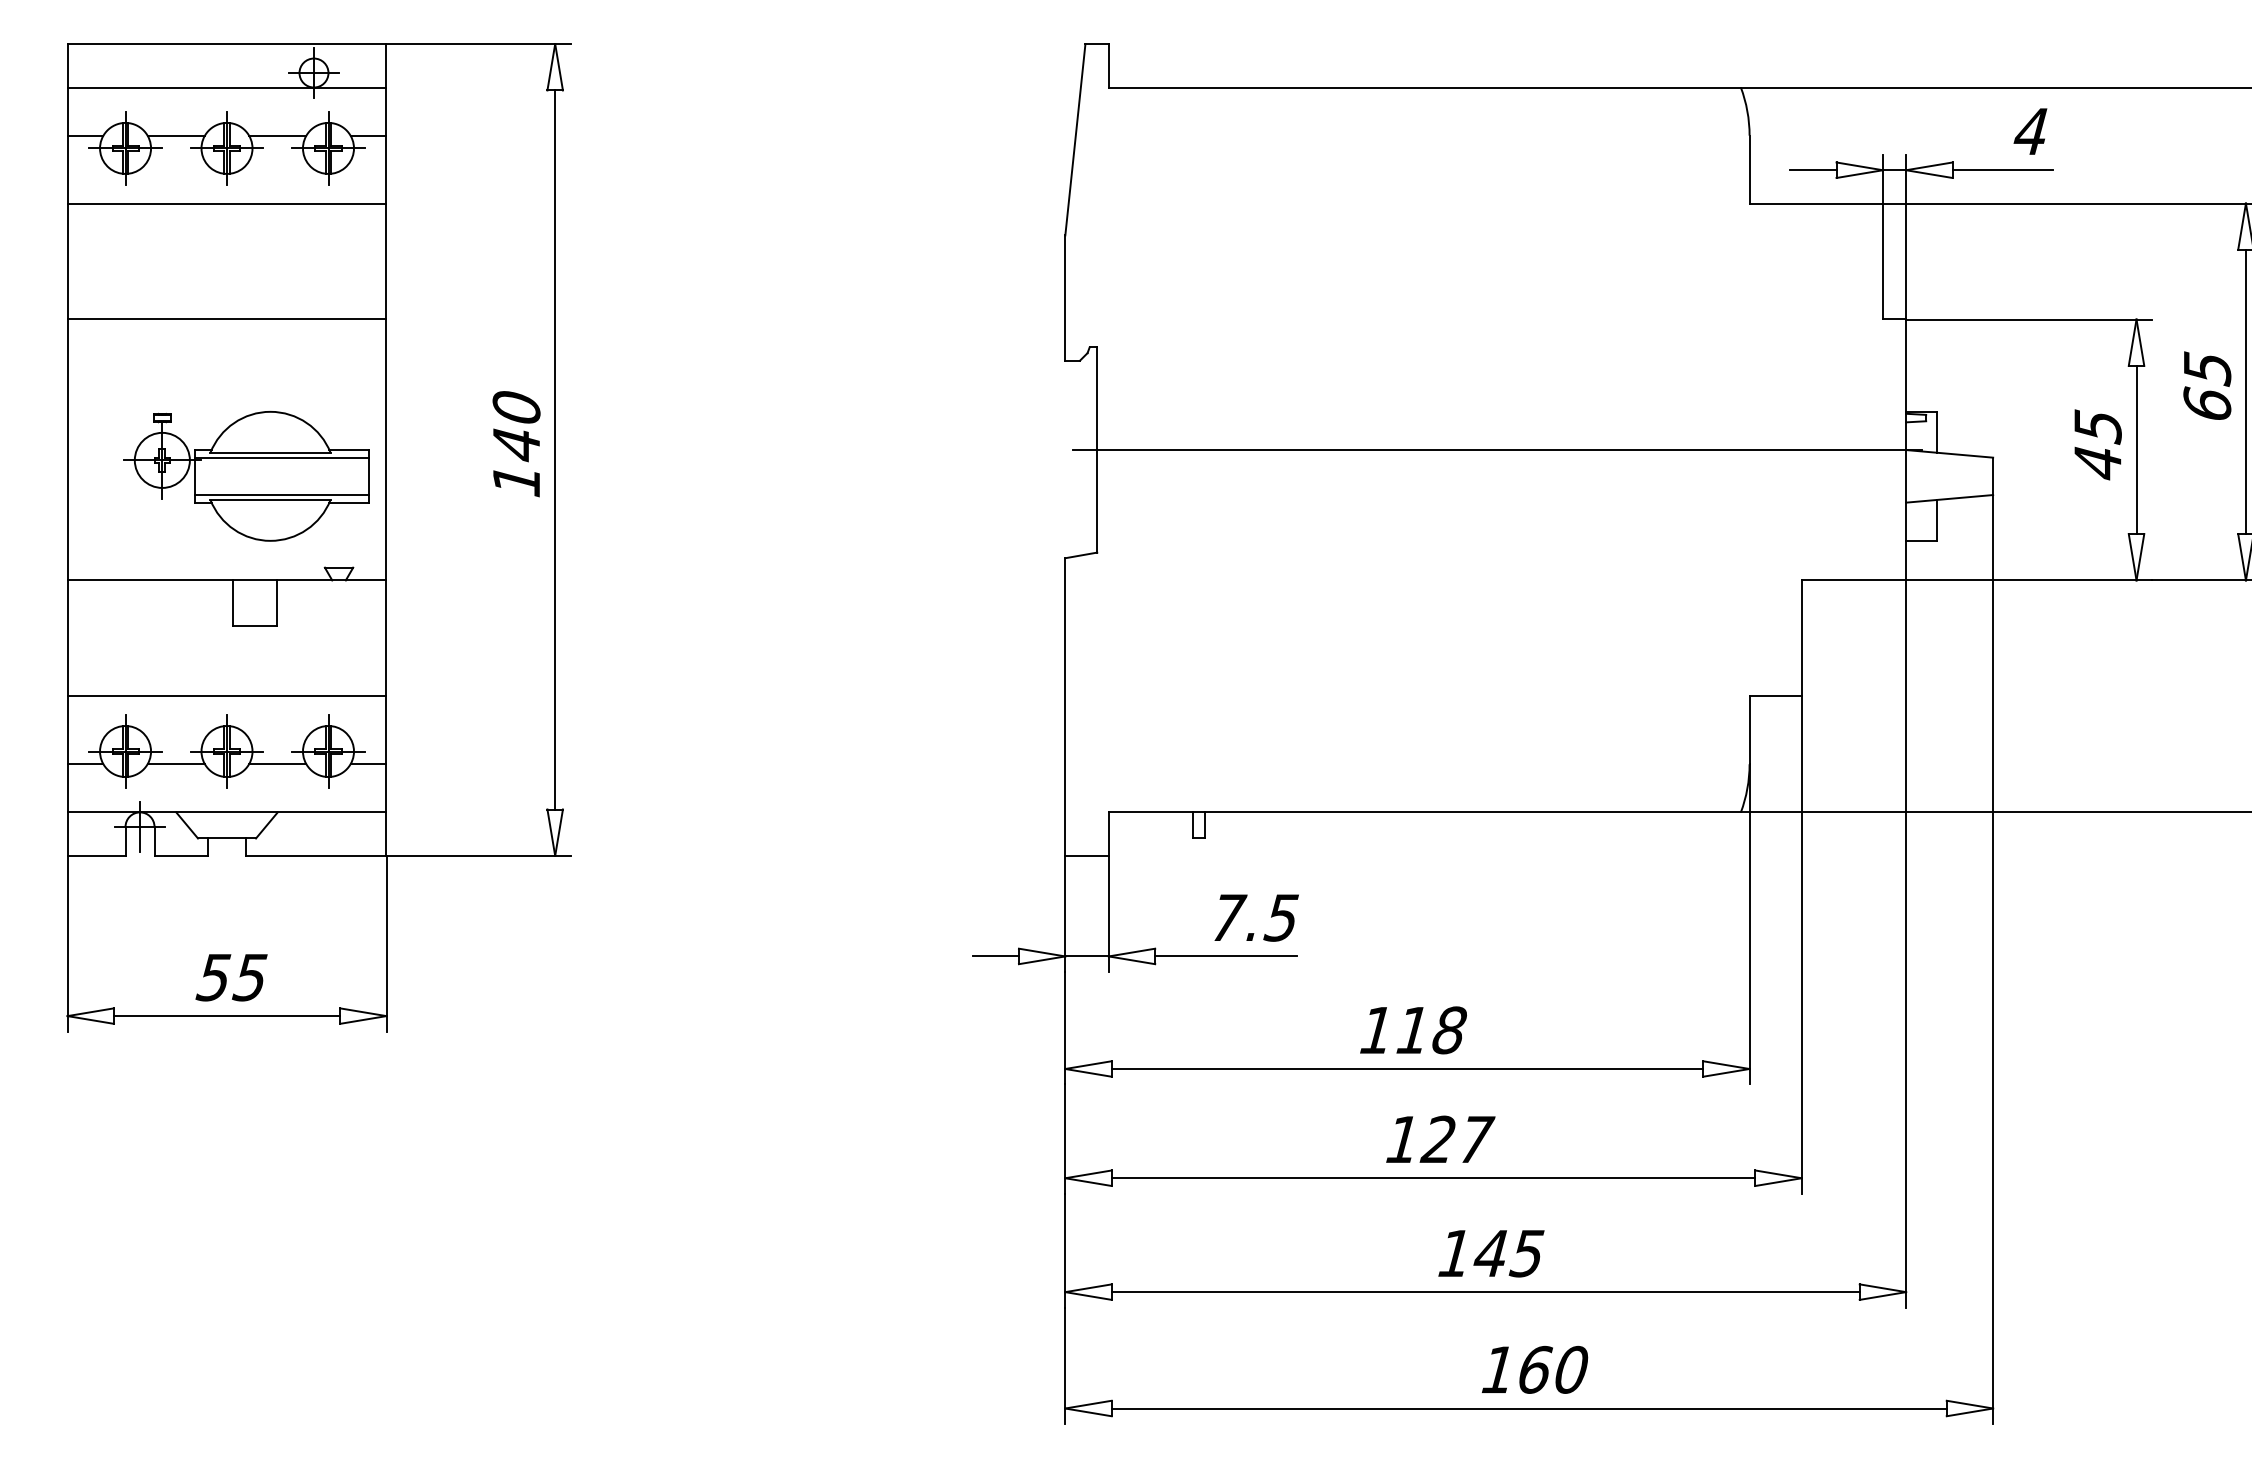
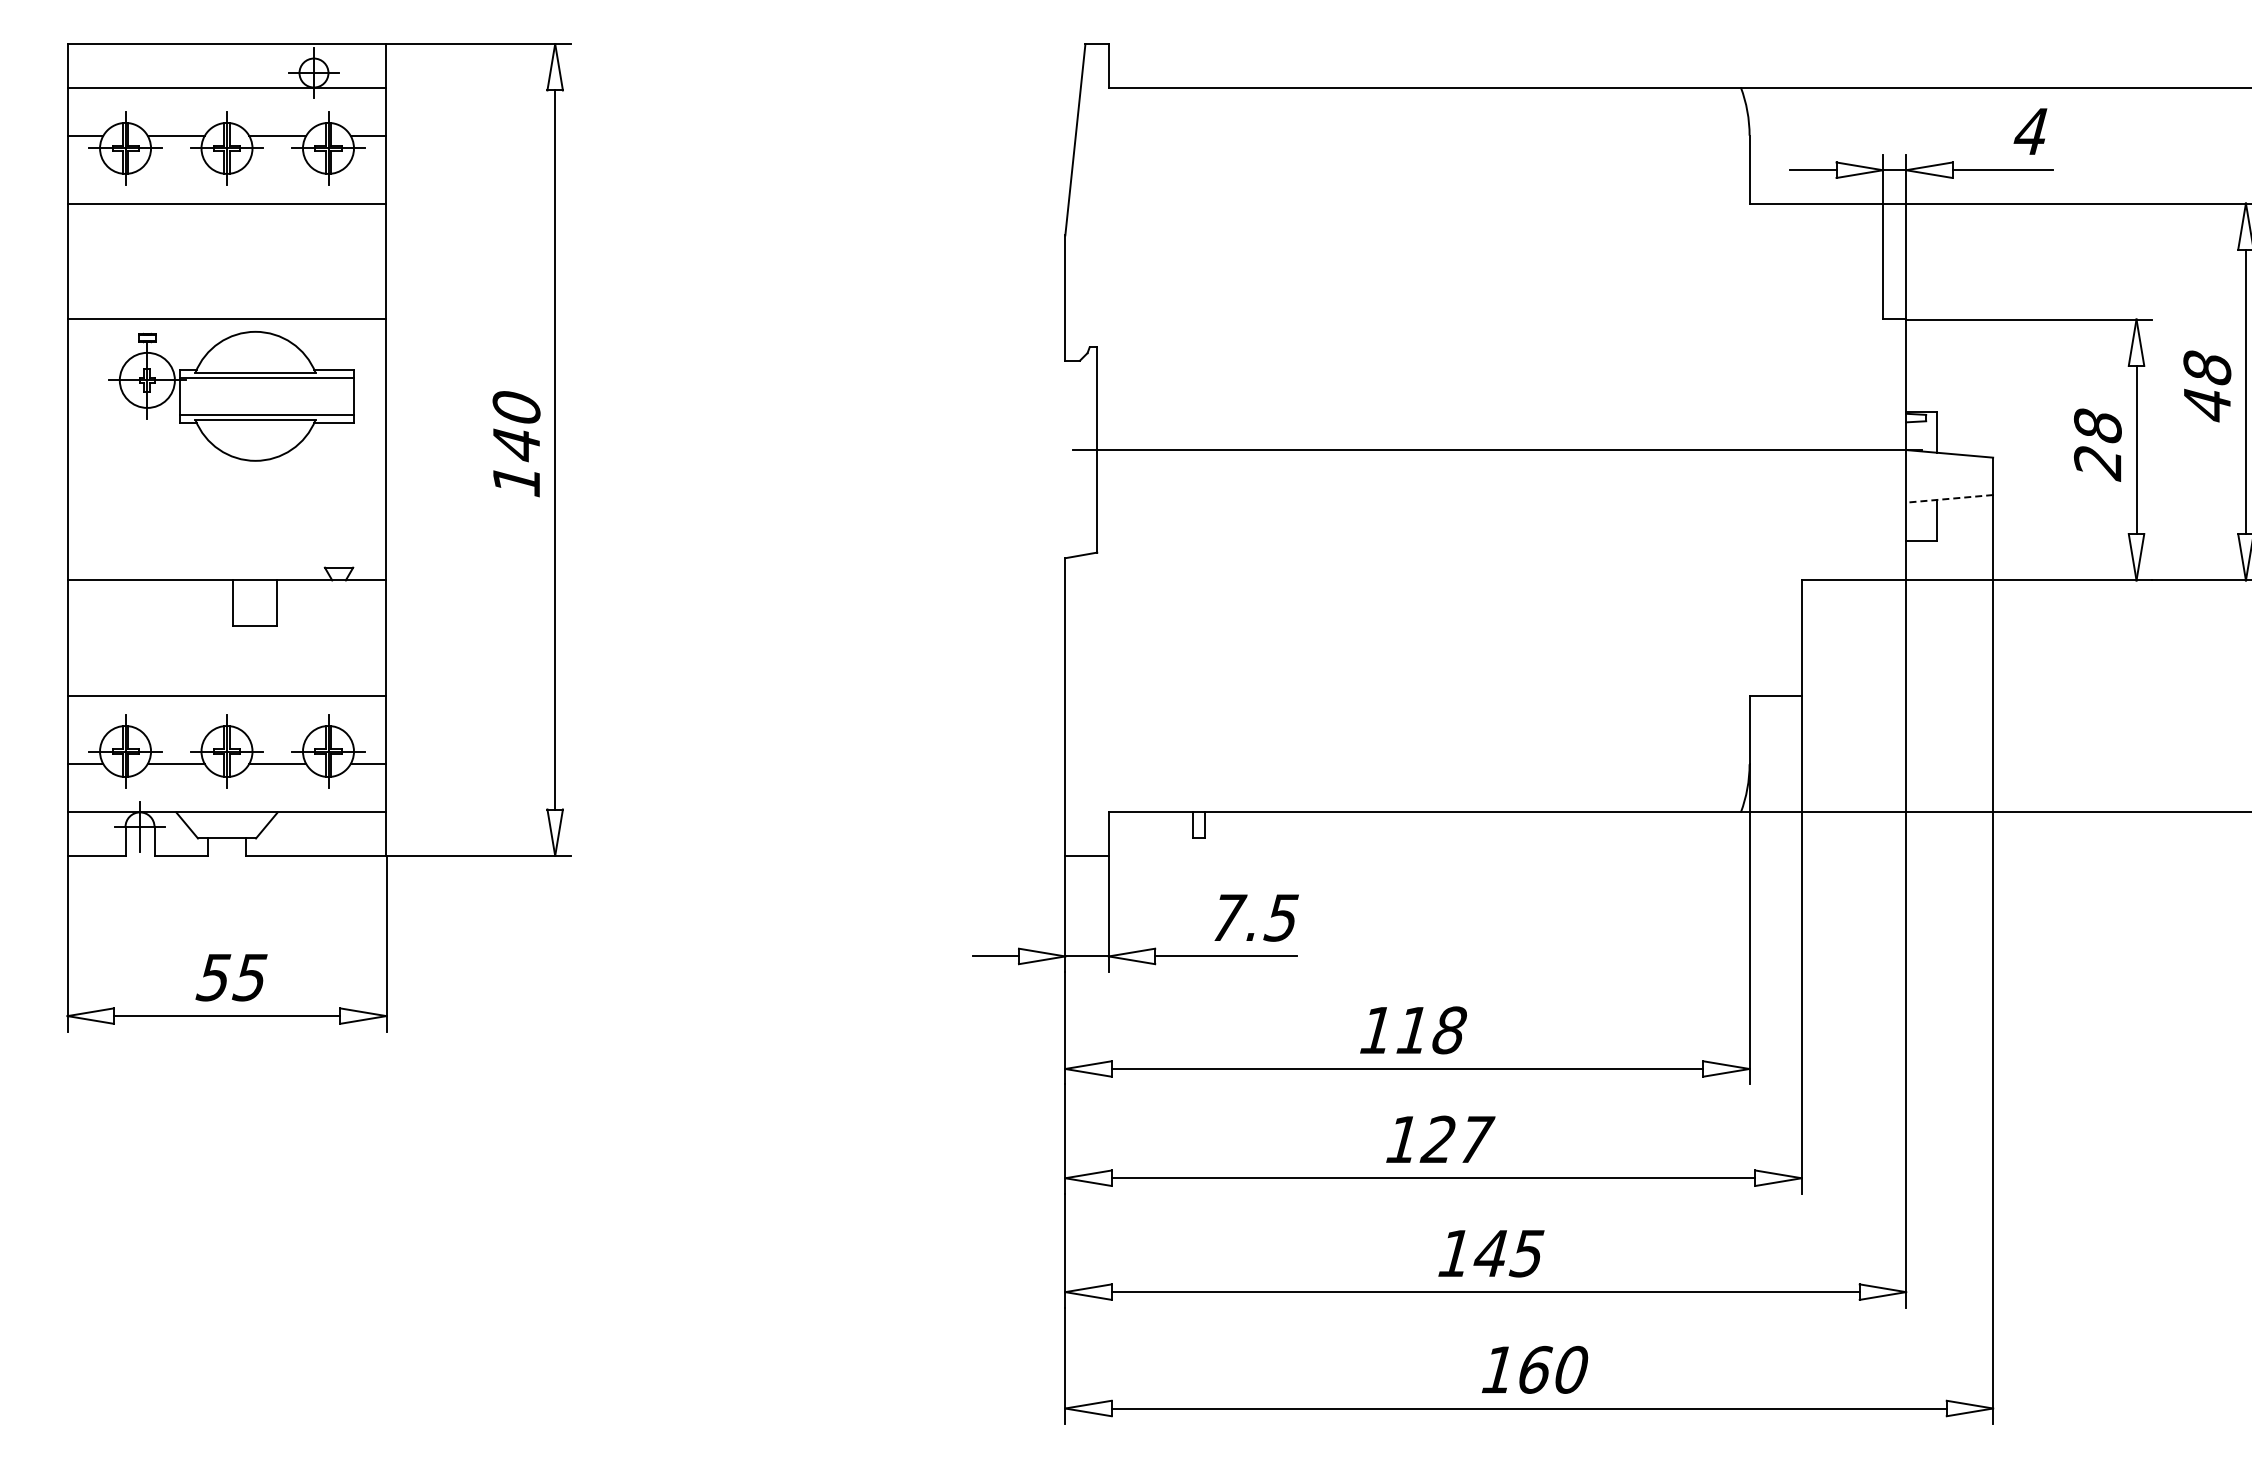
text: 65 -> 48 (2207, 386)
text: 45 -> 28 (2097, 444)
part position: (246, 476) -> (231, 396) (231, 396)
line: solid -> dashed (1949, 498)
